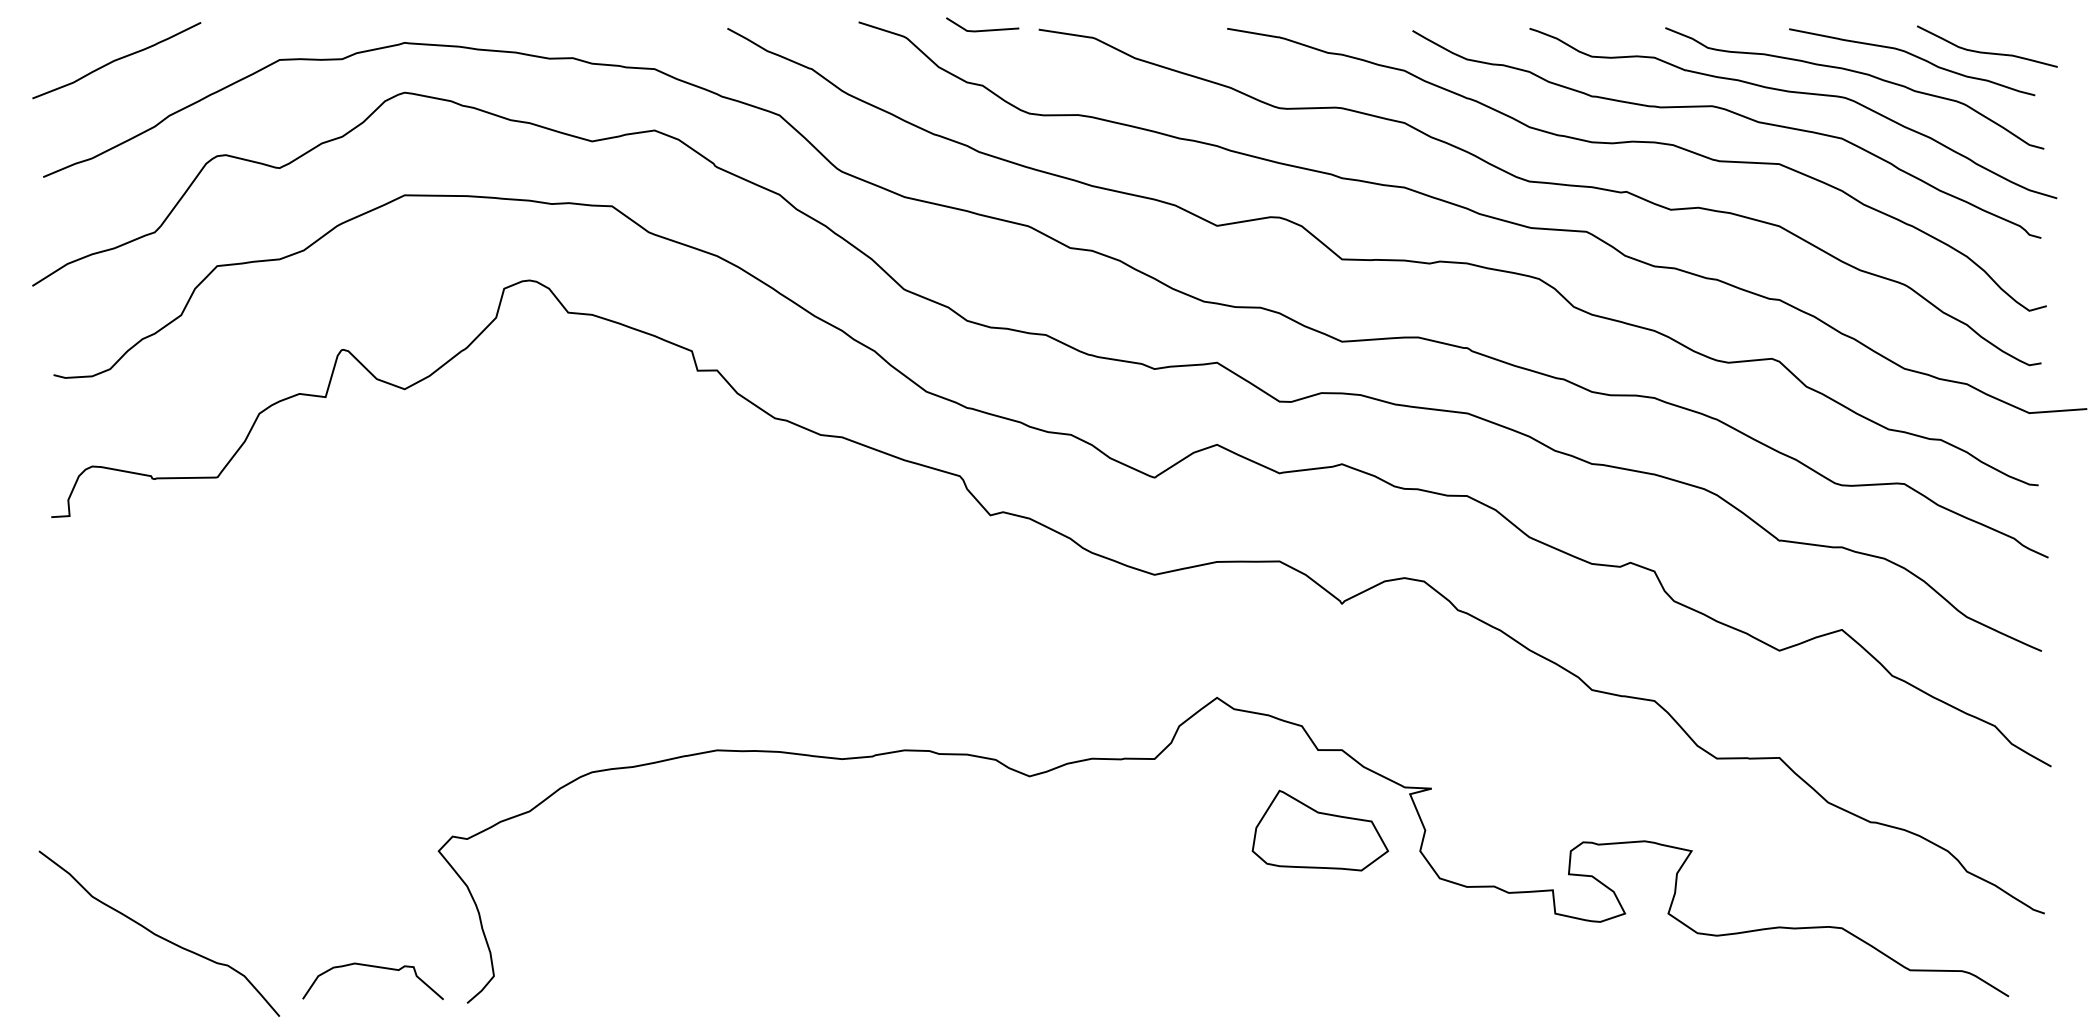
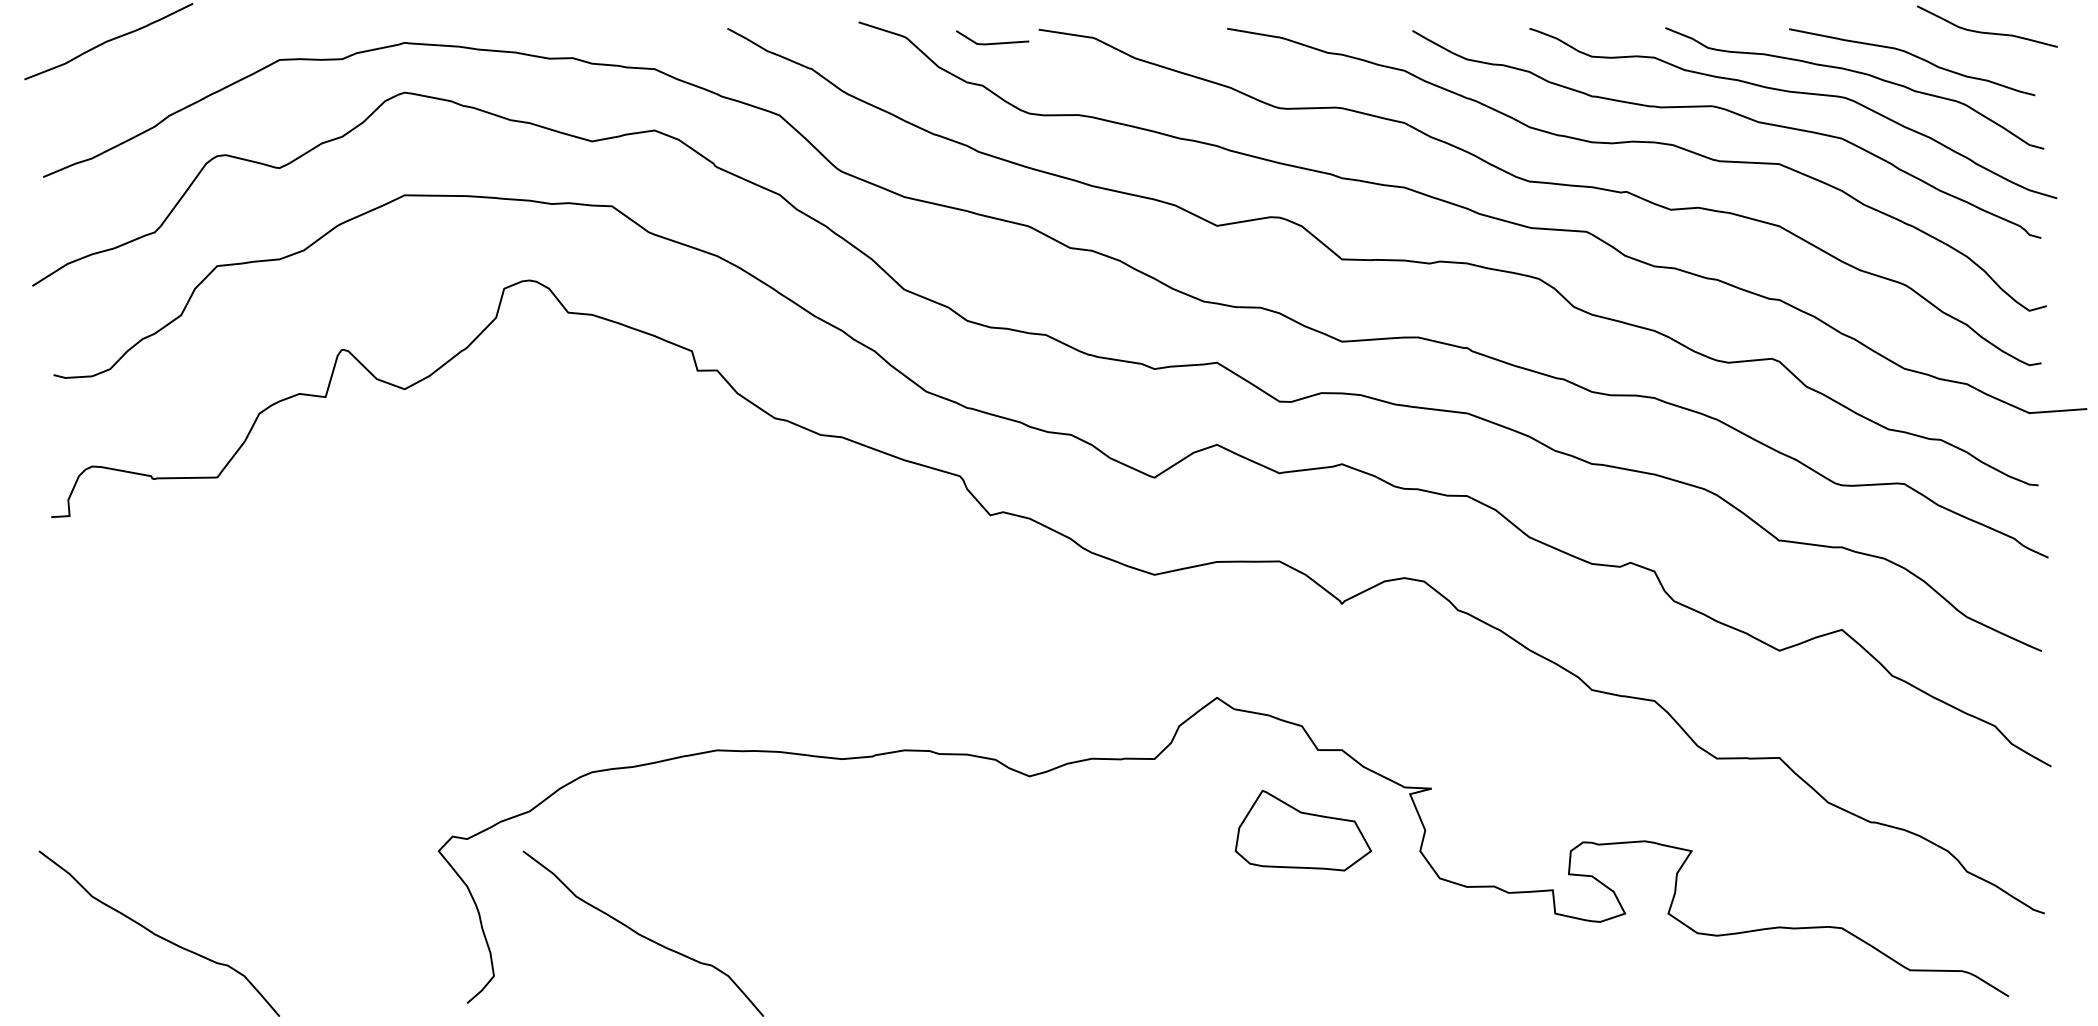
line position: (984, 29) -> (994, 42) (994, 42)
curve position: (1987, 52) -> (1987, 32) (1987, 32)
curve position: (116, 60) -> (108, 41) (108, 41)
part position: (1320, 830) -> (1303, 830) (1303, 830)
curve: none -> present (643, 935)
curve: present -> none (372, 967)
